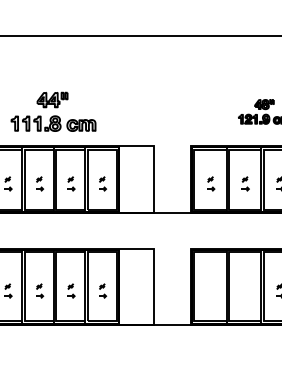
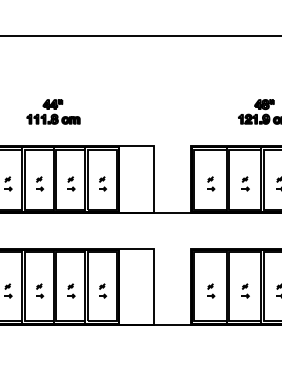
part size: 87x41 px -> 55x26 px (53, 111)
part: none -> present (211, 290)
part: none -> present (245, 290)
